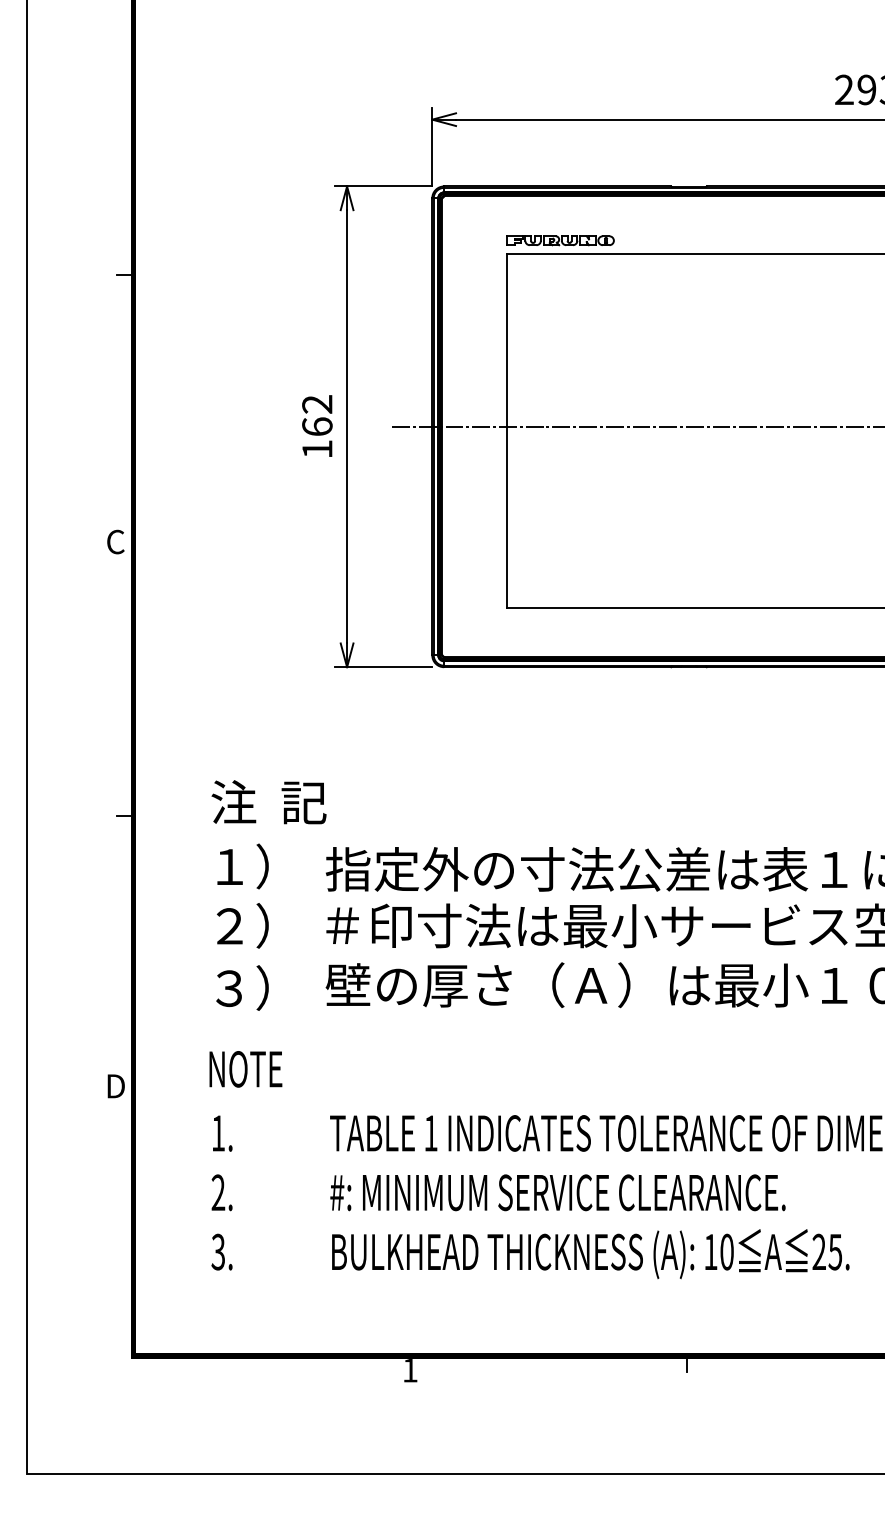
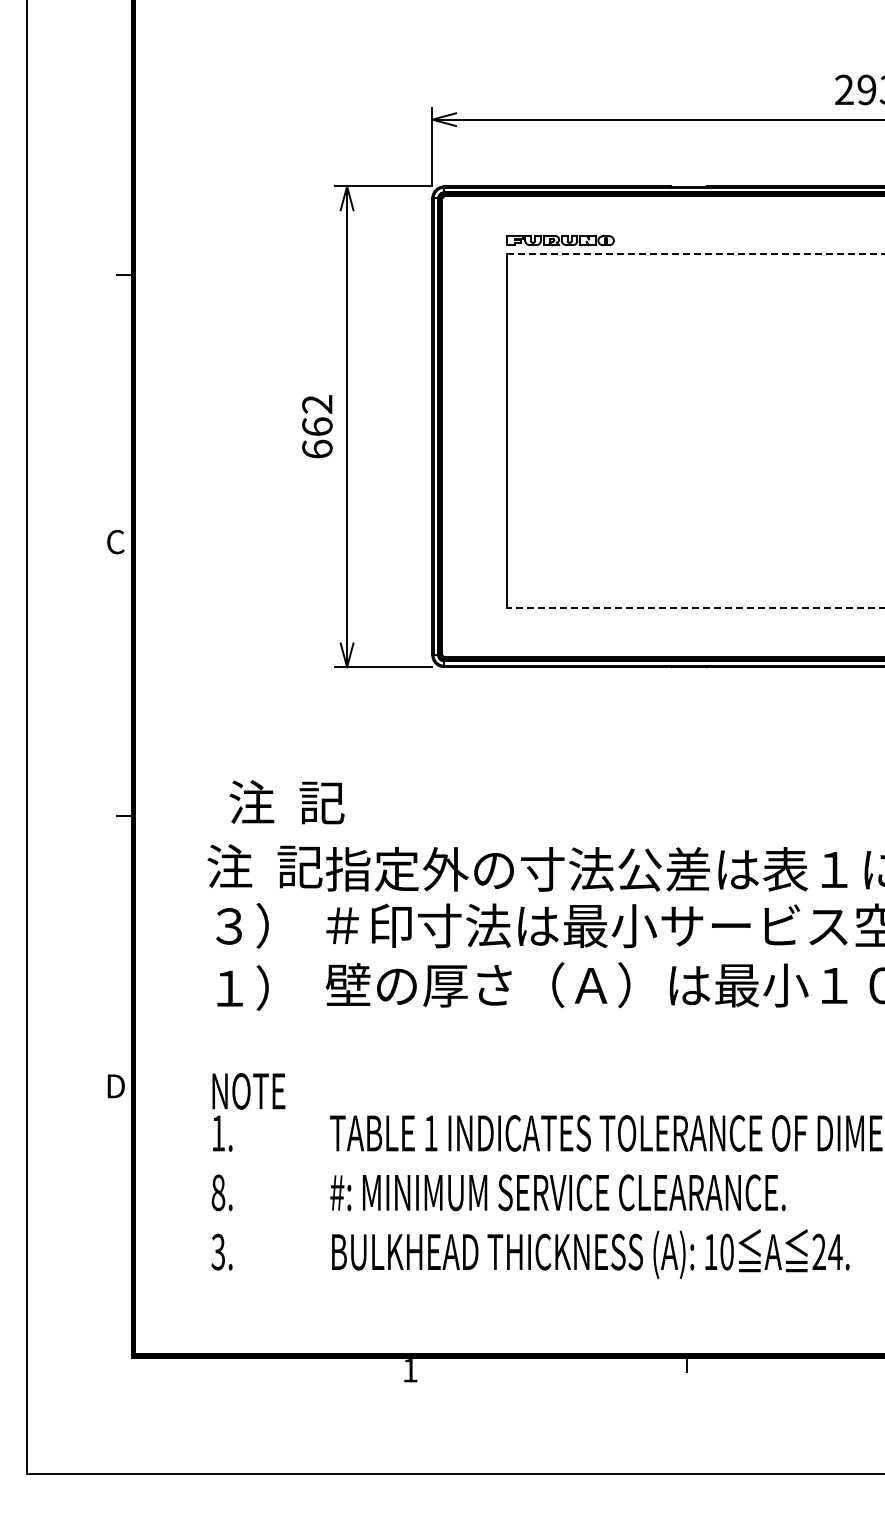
line: solid -> dashed (695, 254)
line: present -> none (636, 426)
text: 162 -> 662 (317, 448)
line: solid -> dashed (695, 608)
text position: (268, 802) -> (286, 802) (286, 802)
text: １） -> 注  記 (264, 866)
text: ２） -> ３） (229, 926)
text: ３） -> １） (229, 988)
text position: (245, 1069) -> (248, 1091) (248, 1091)
text: 2. -> 8. (218, 1192)
text: 25. -> 24. (835, 1252)
